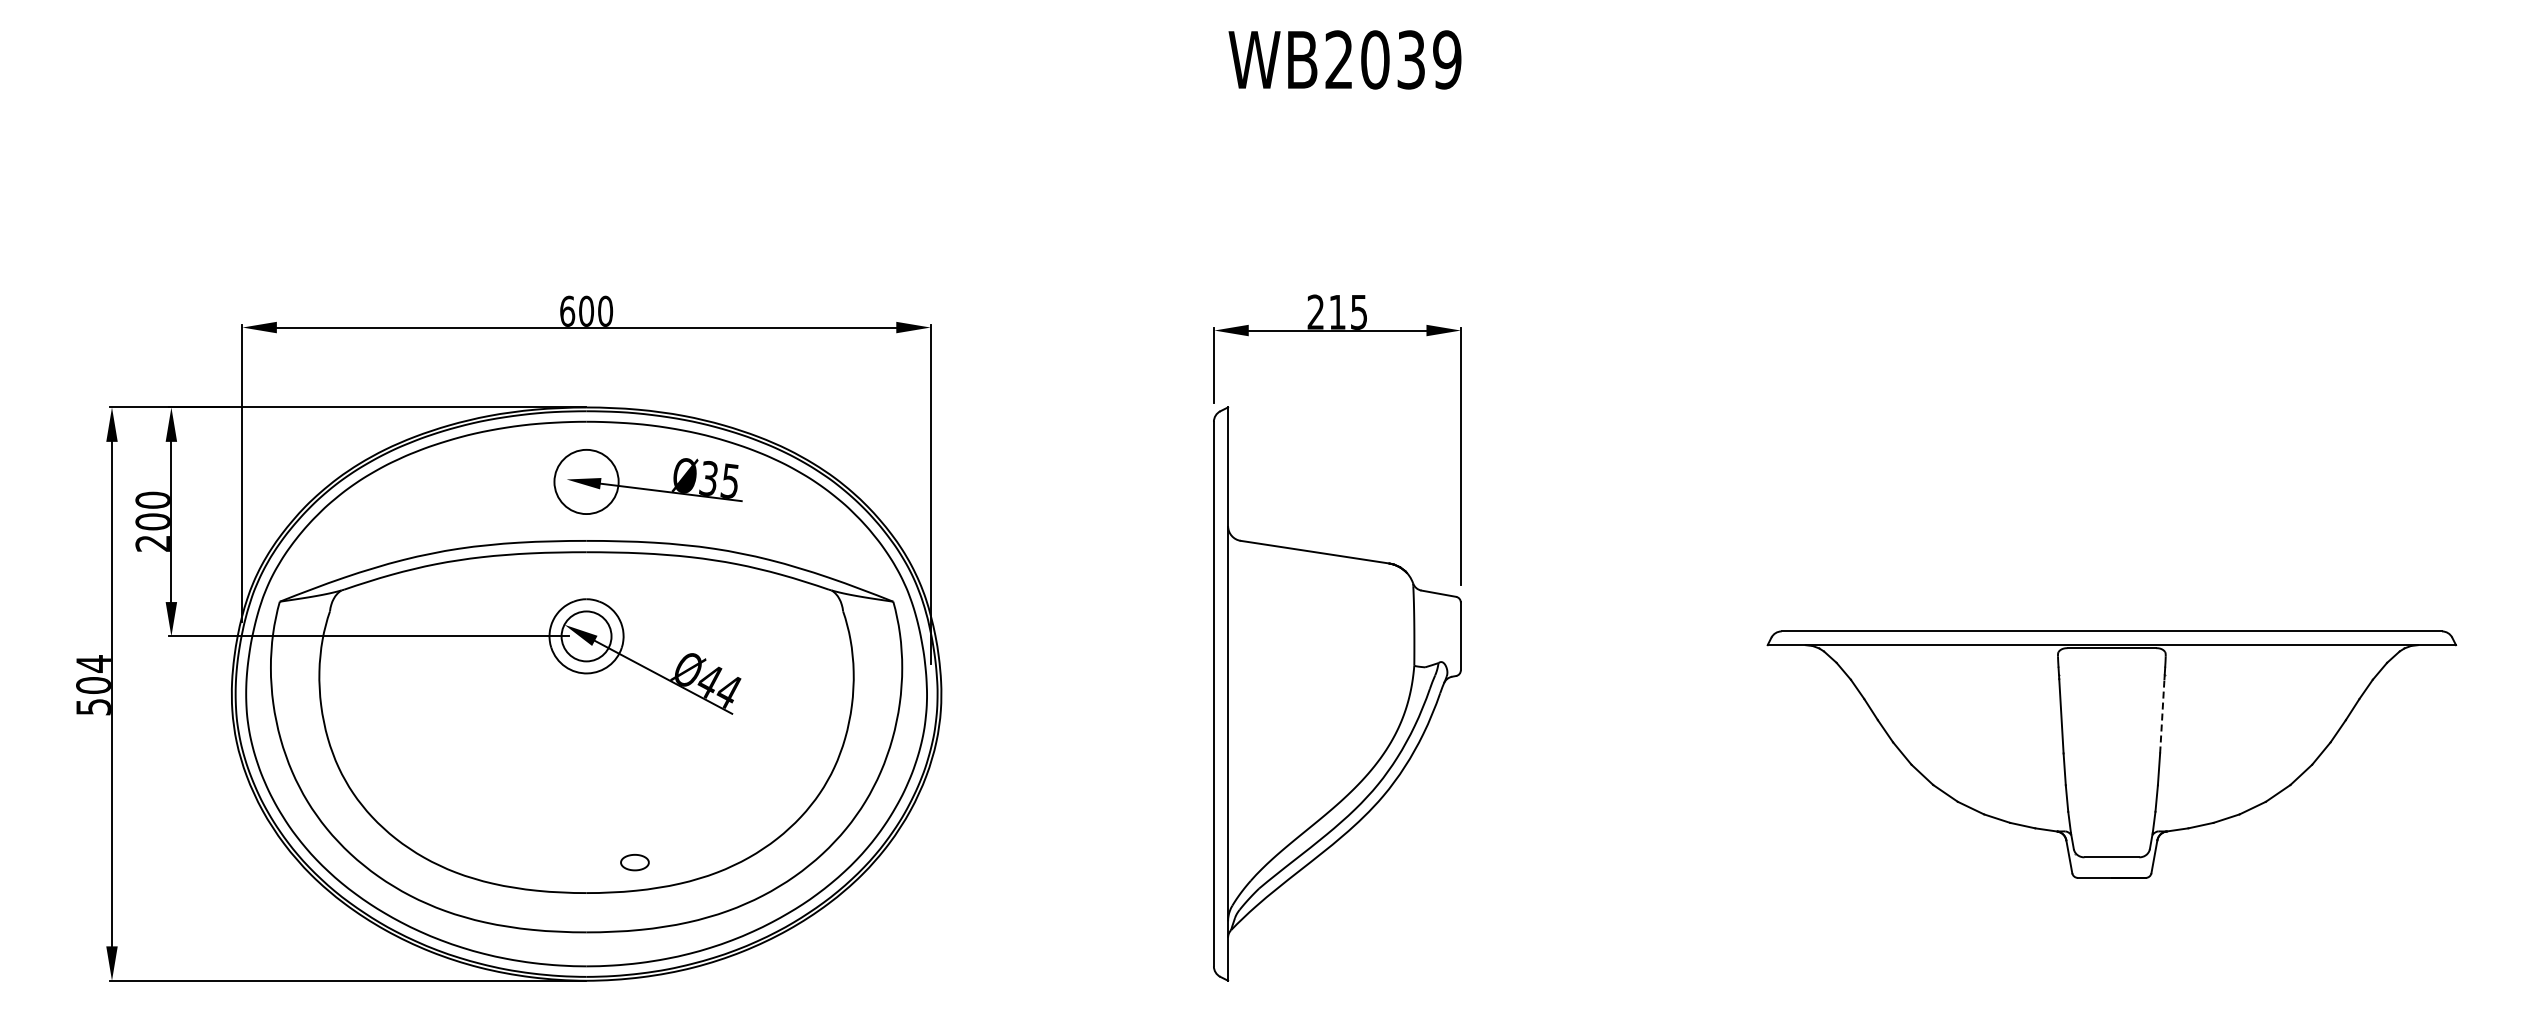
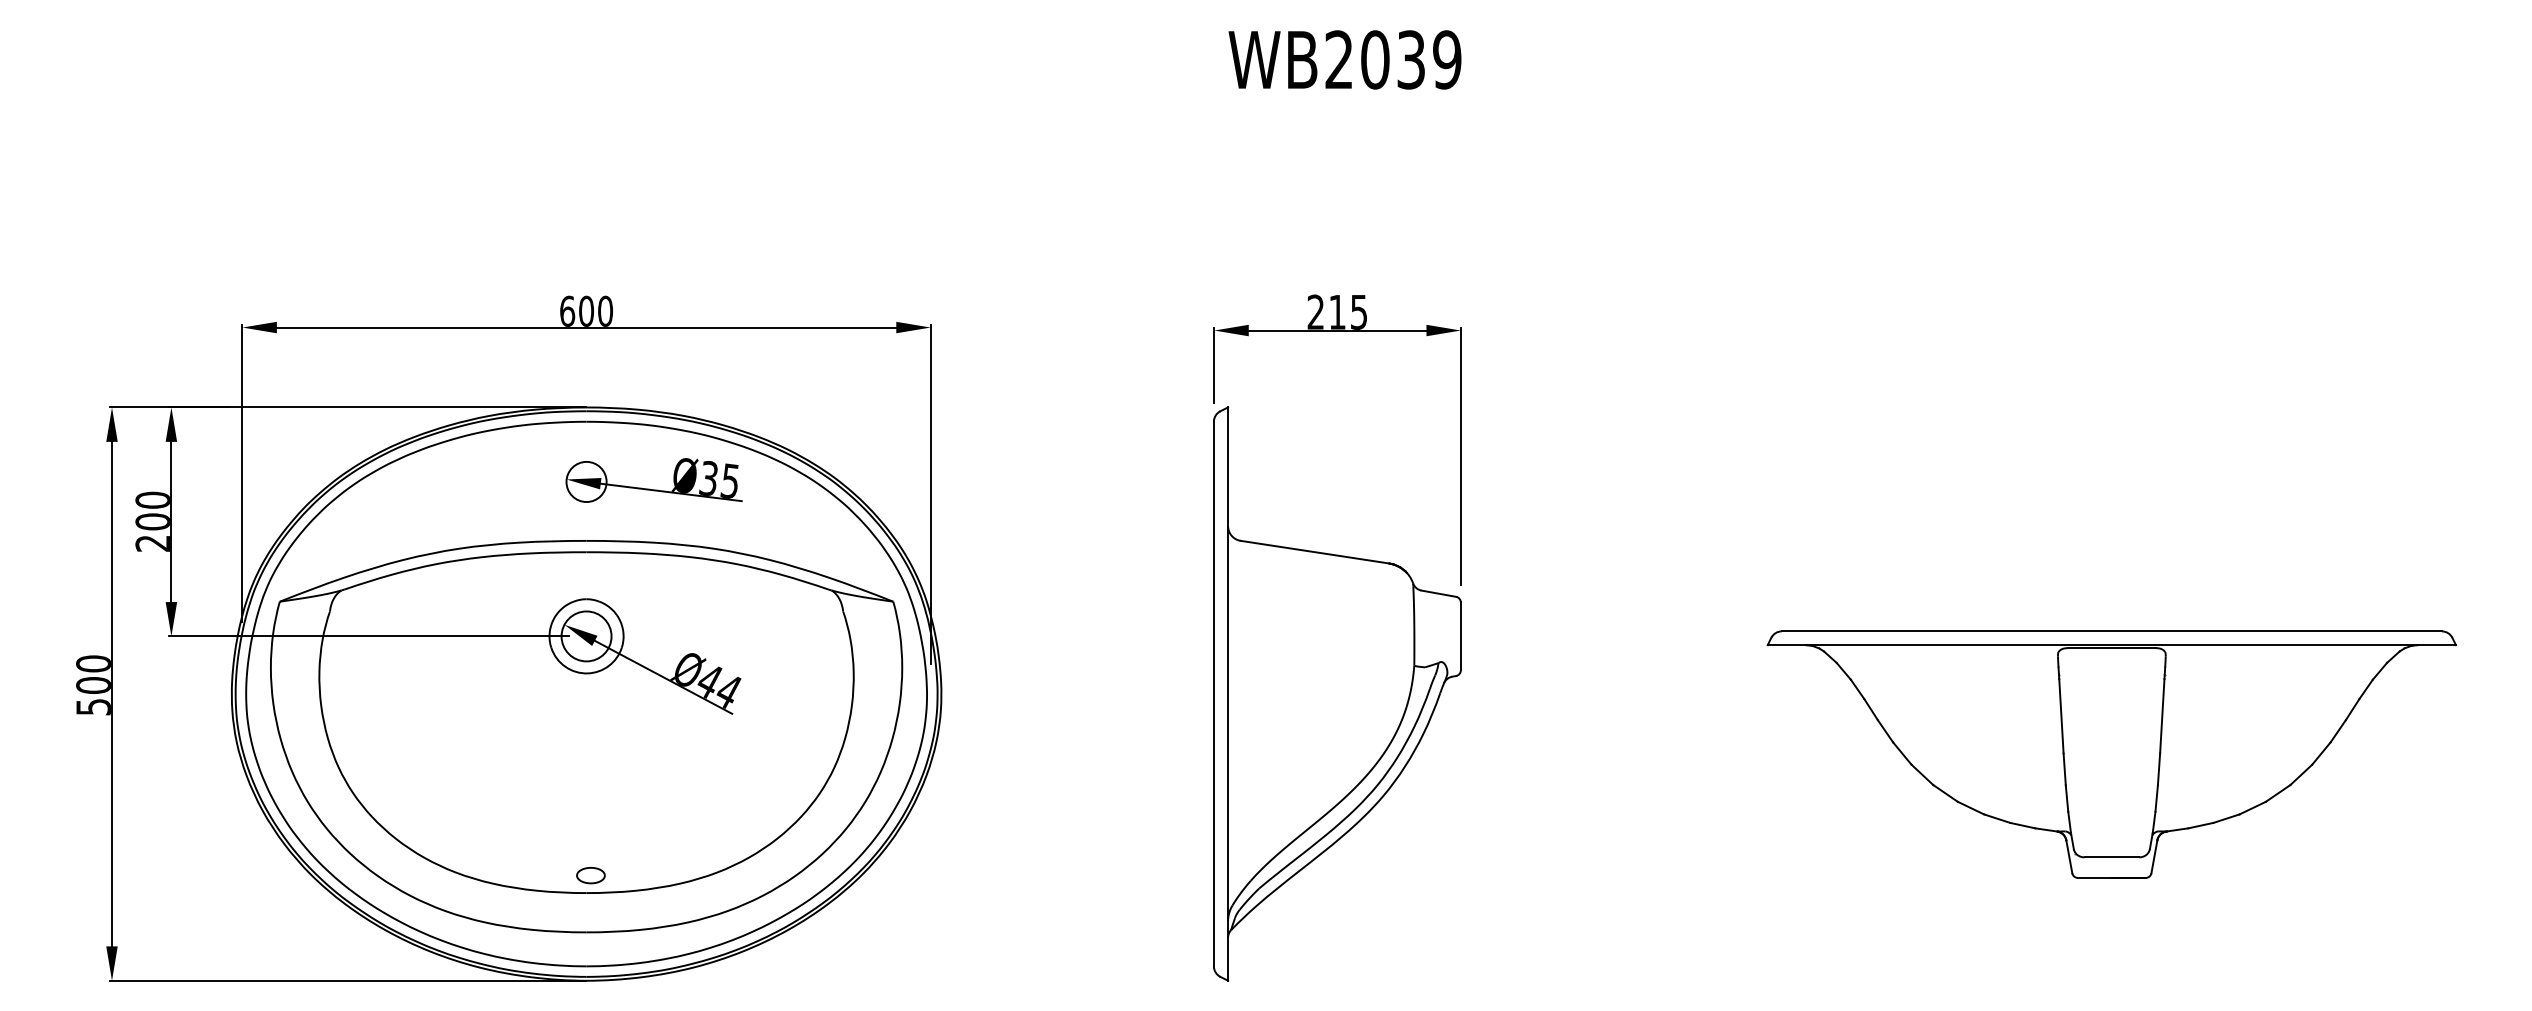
circle diameter: 64 px -> 40 px (586, 481)
text: 504 -> 500 (93, 663)
line: dashed -> solid (2162, 715)
part position: (634, 862) -> (590, 875) (590, 875)
